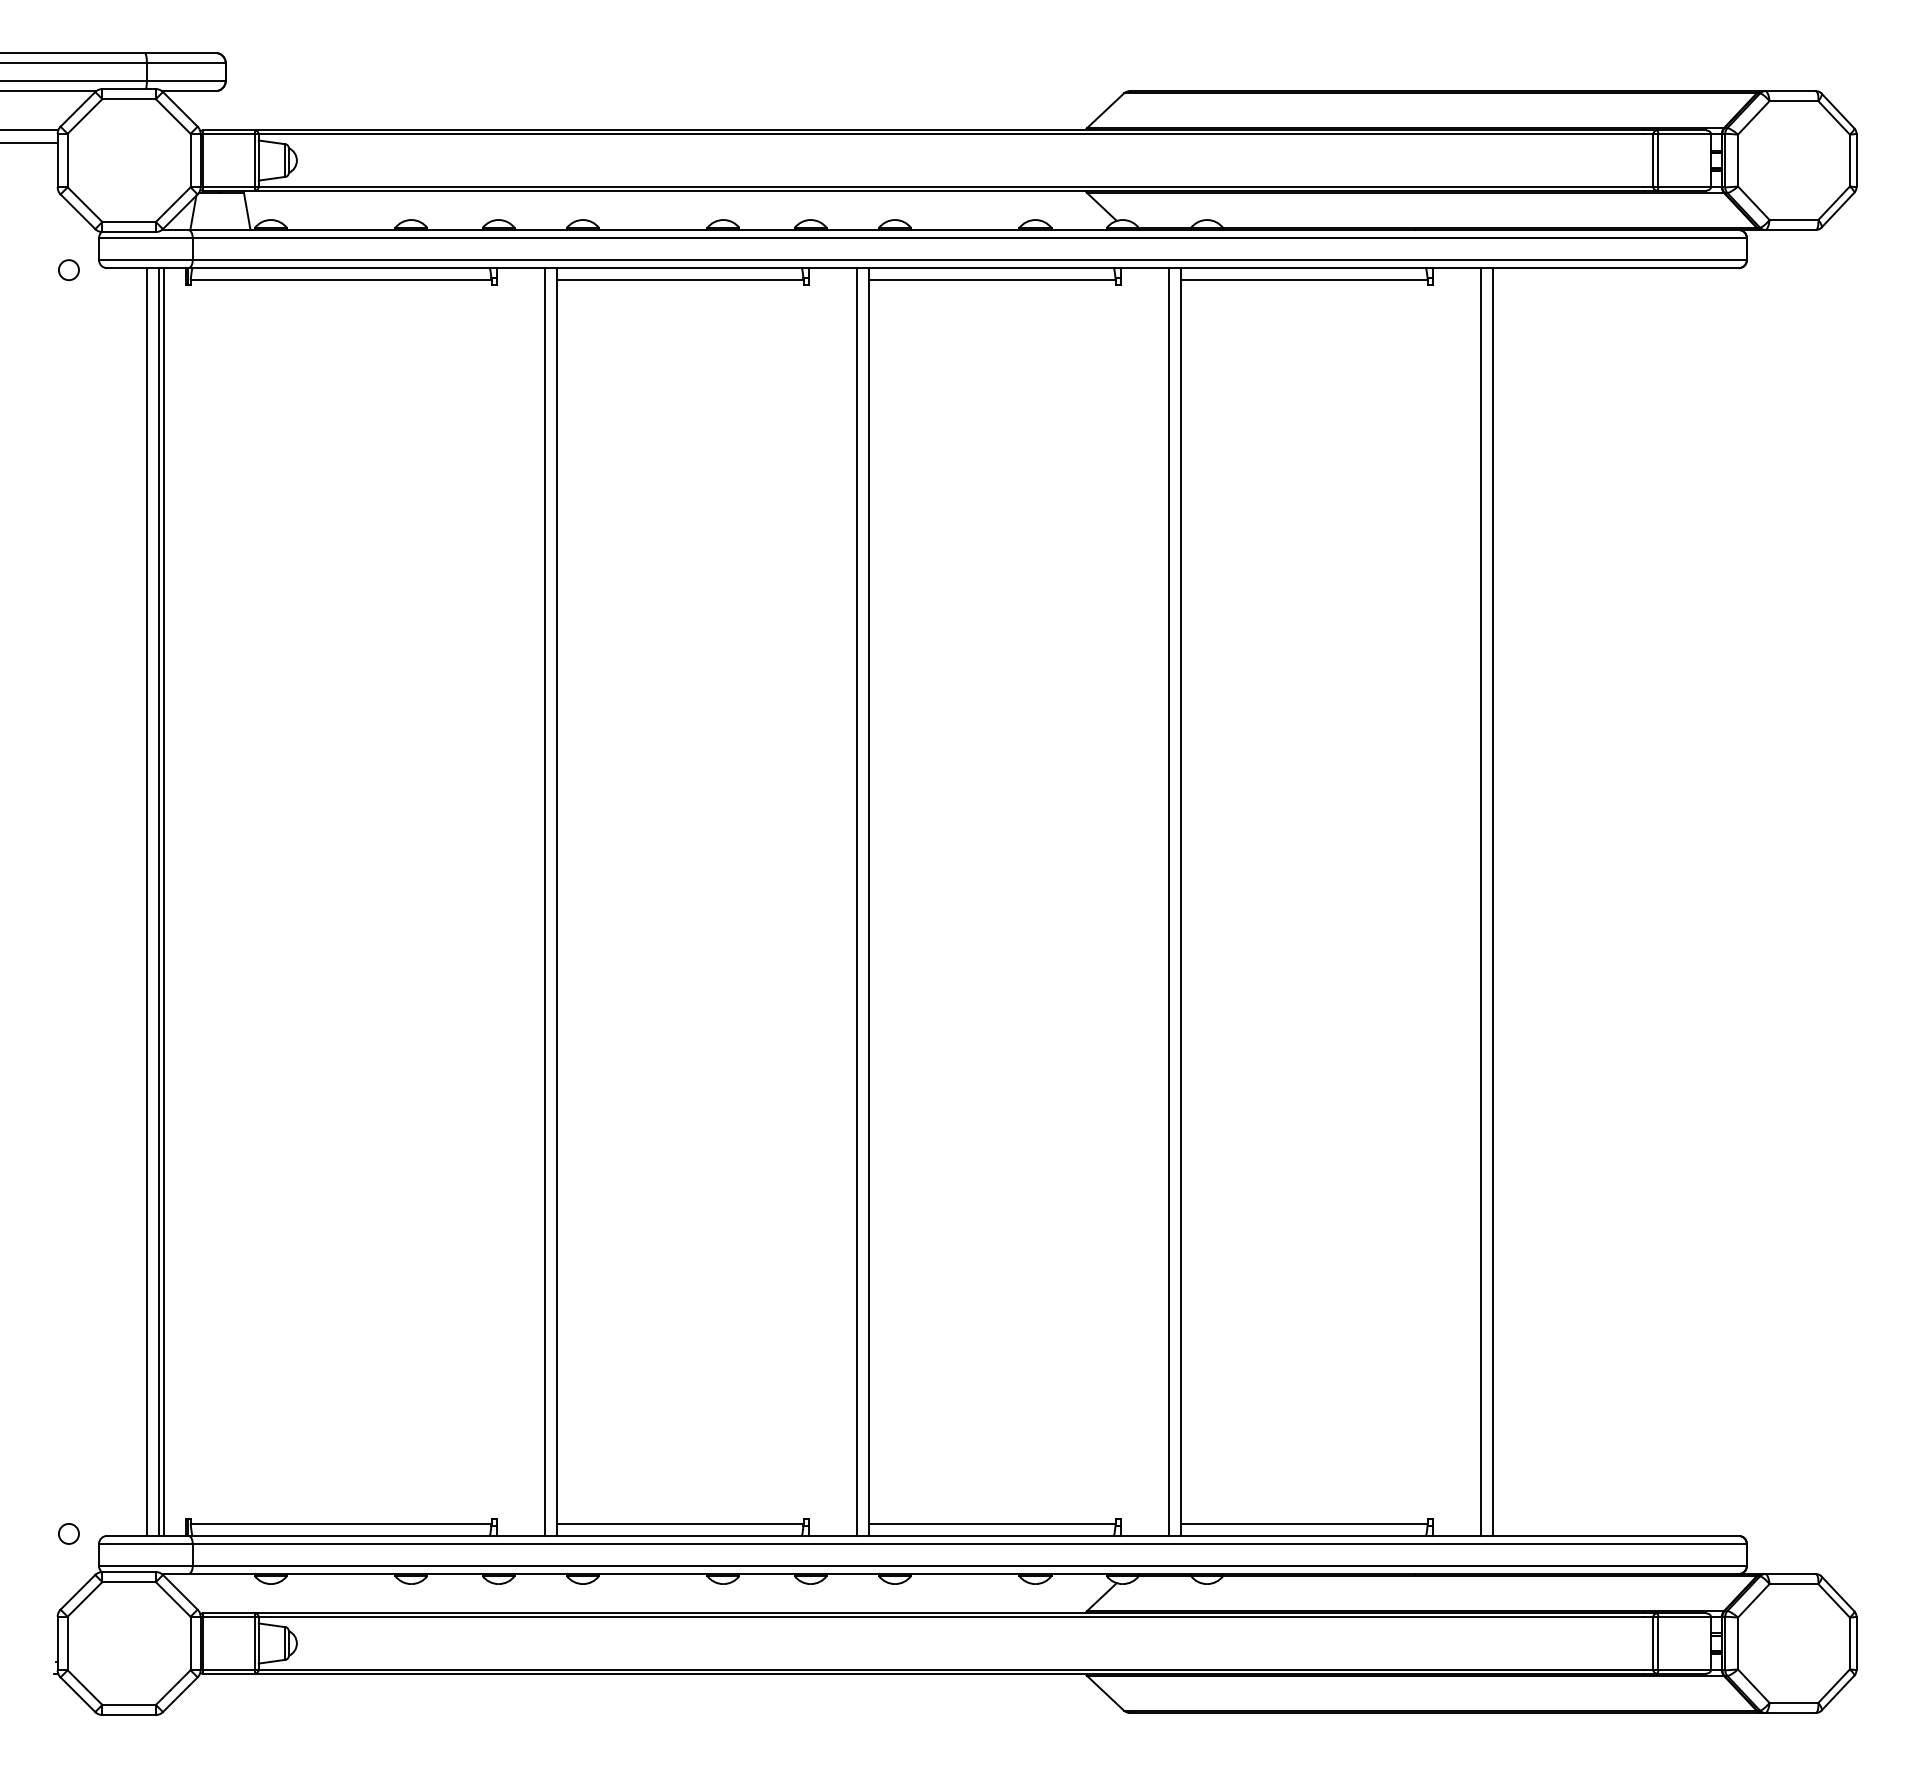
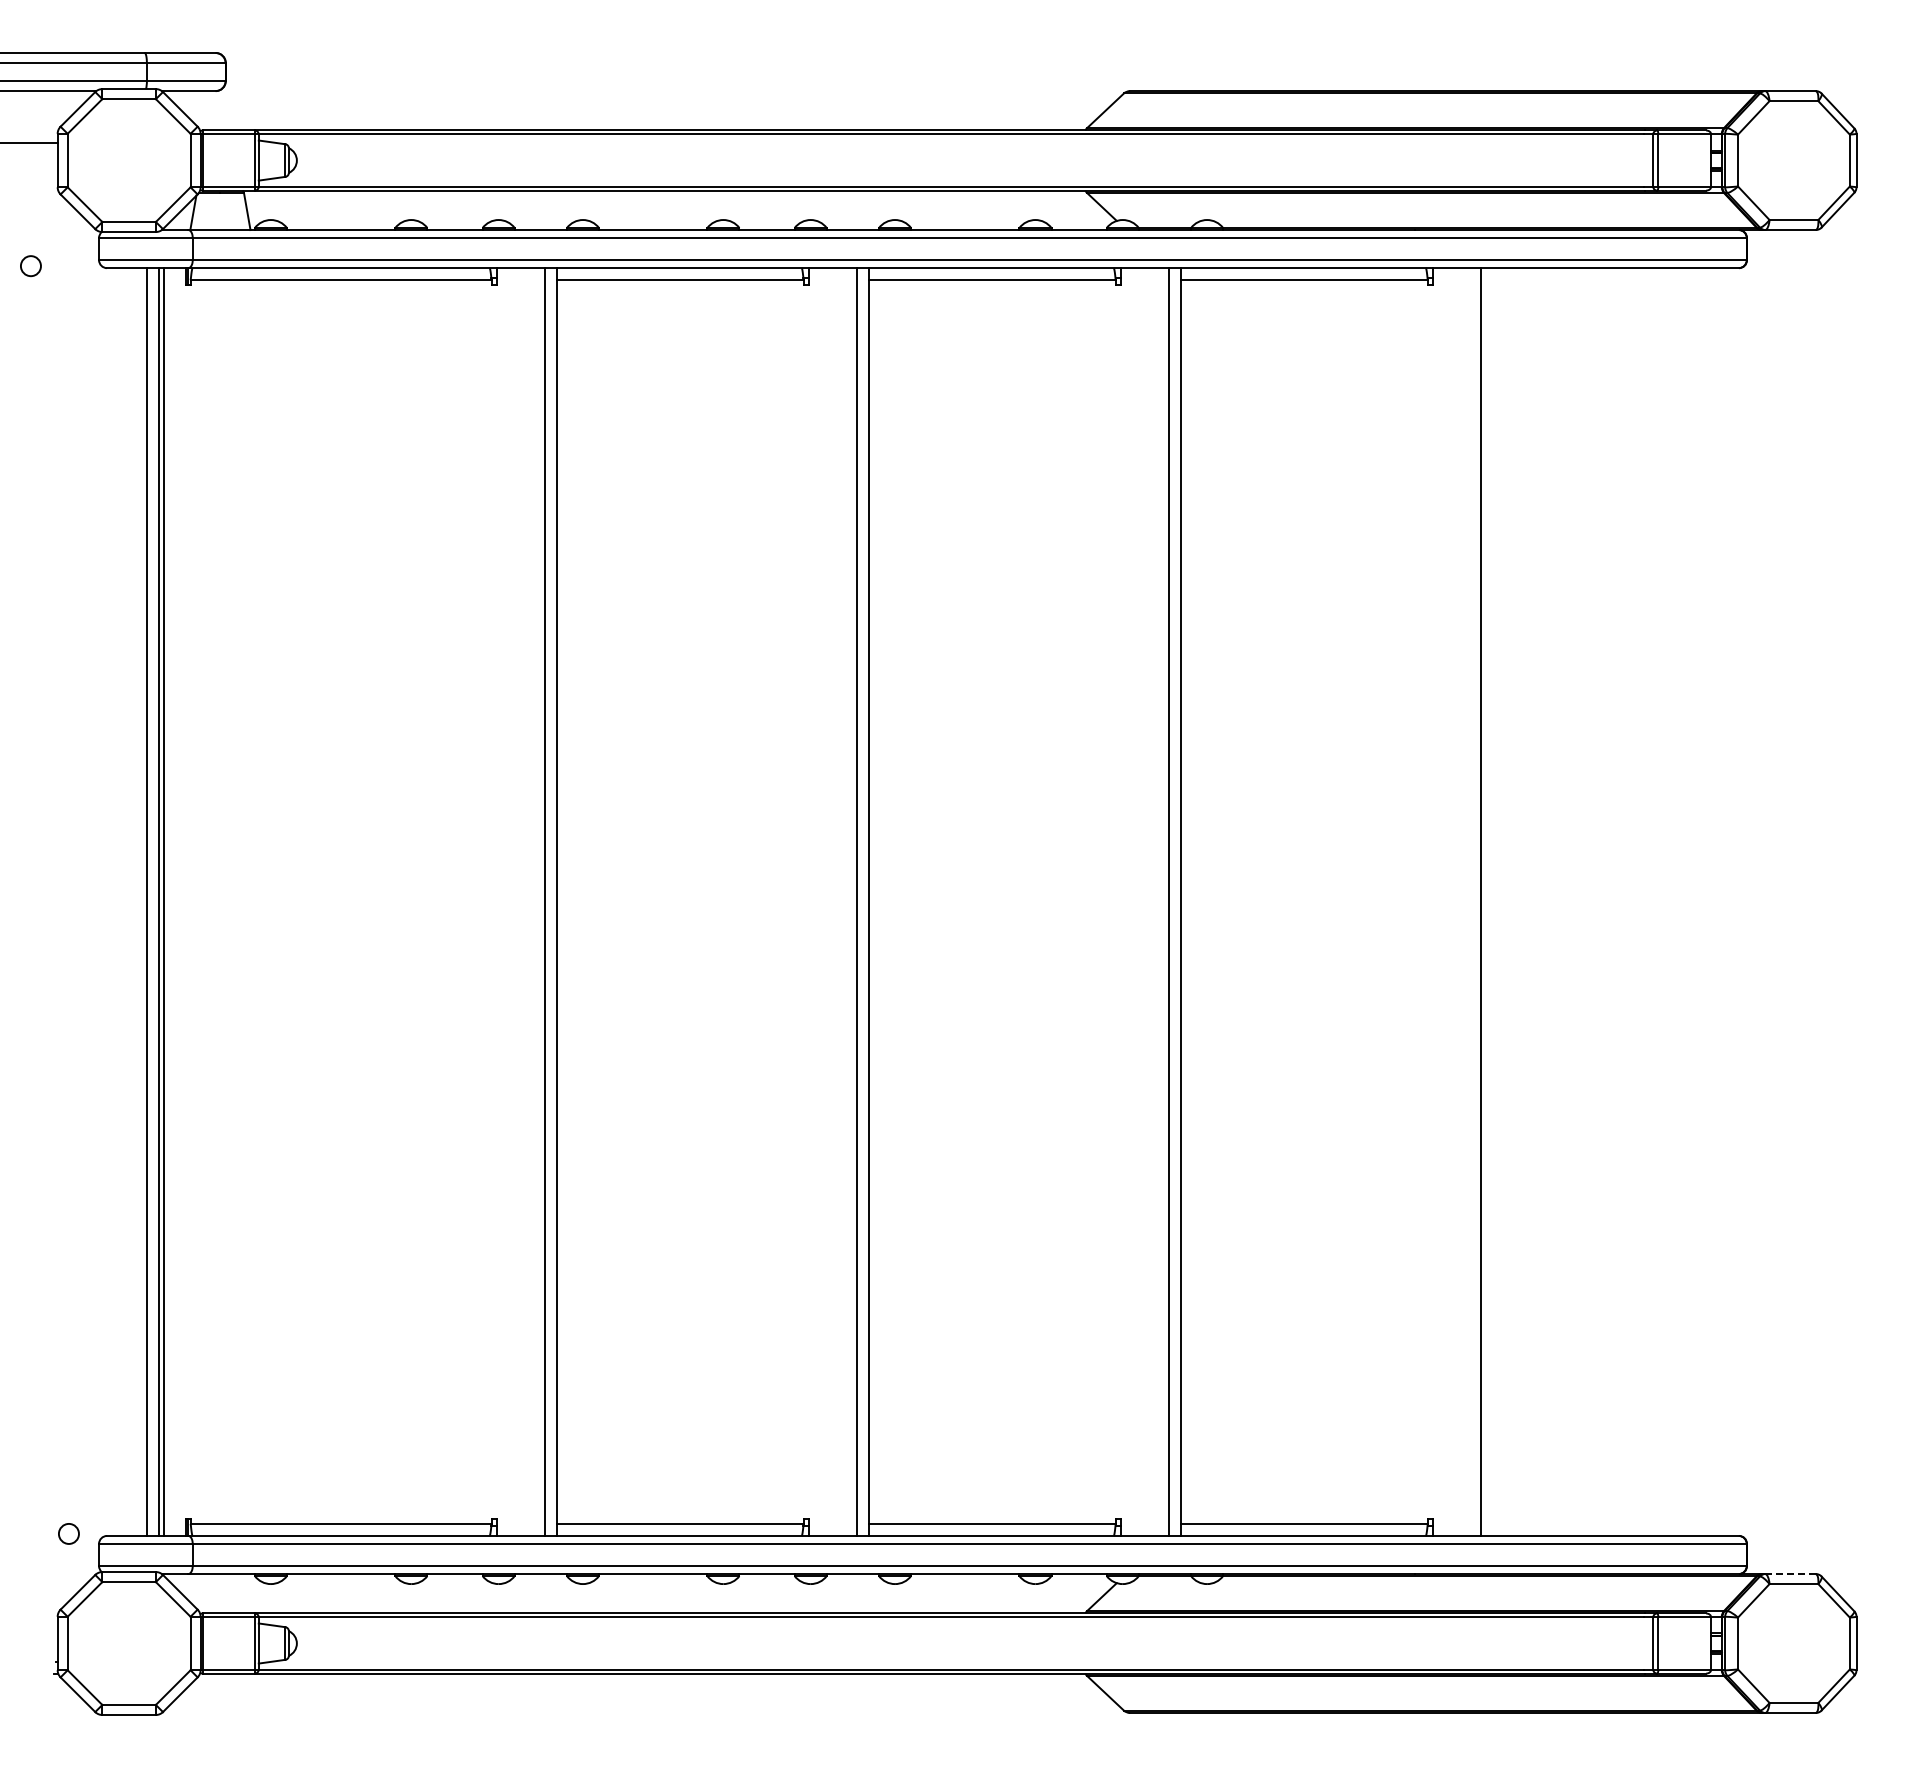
line: present -> none (30, 130)
circle position: (68, 270) -> (30, 266) (30, 266)
line: present -> none (1493, 901)
line: solid -> dashed (1791, 1574)
